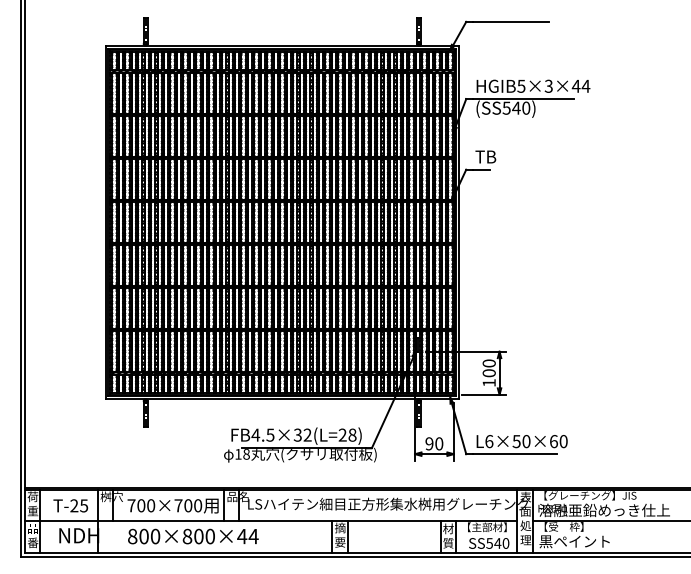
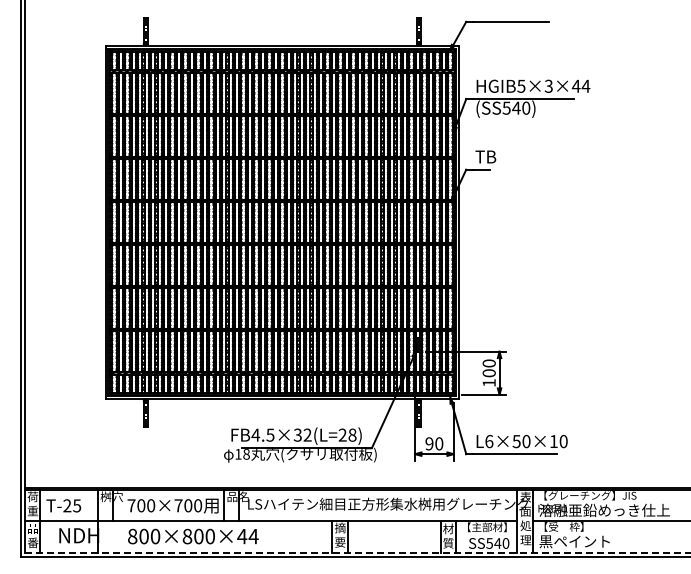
text: L6×50×60 -> L6×50×10 (553, 441)
text position: (70, 505) -> (63, 505) (63, 505)
line: solid -> dashed (358, 552)
